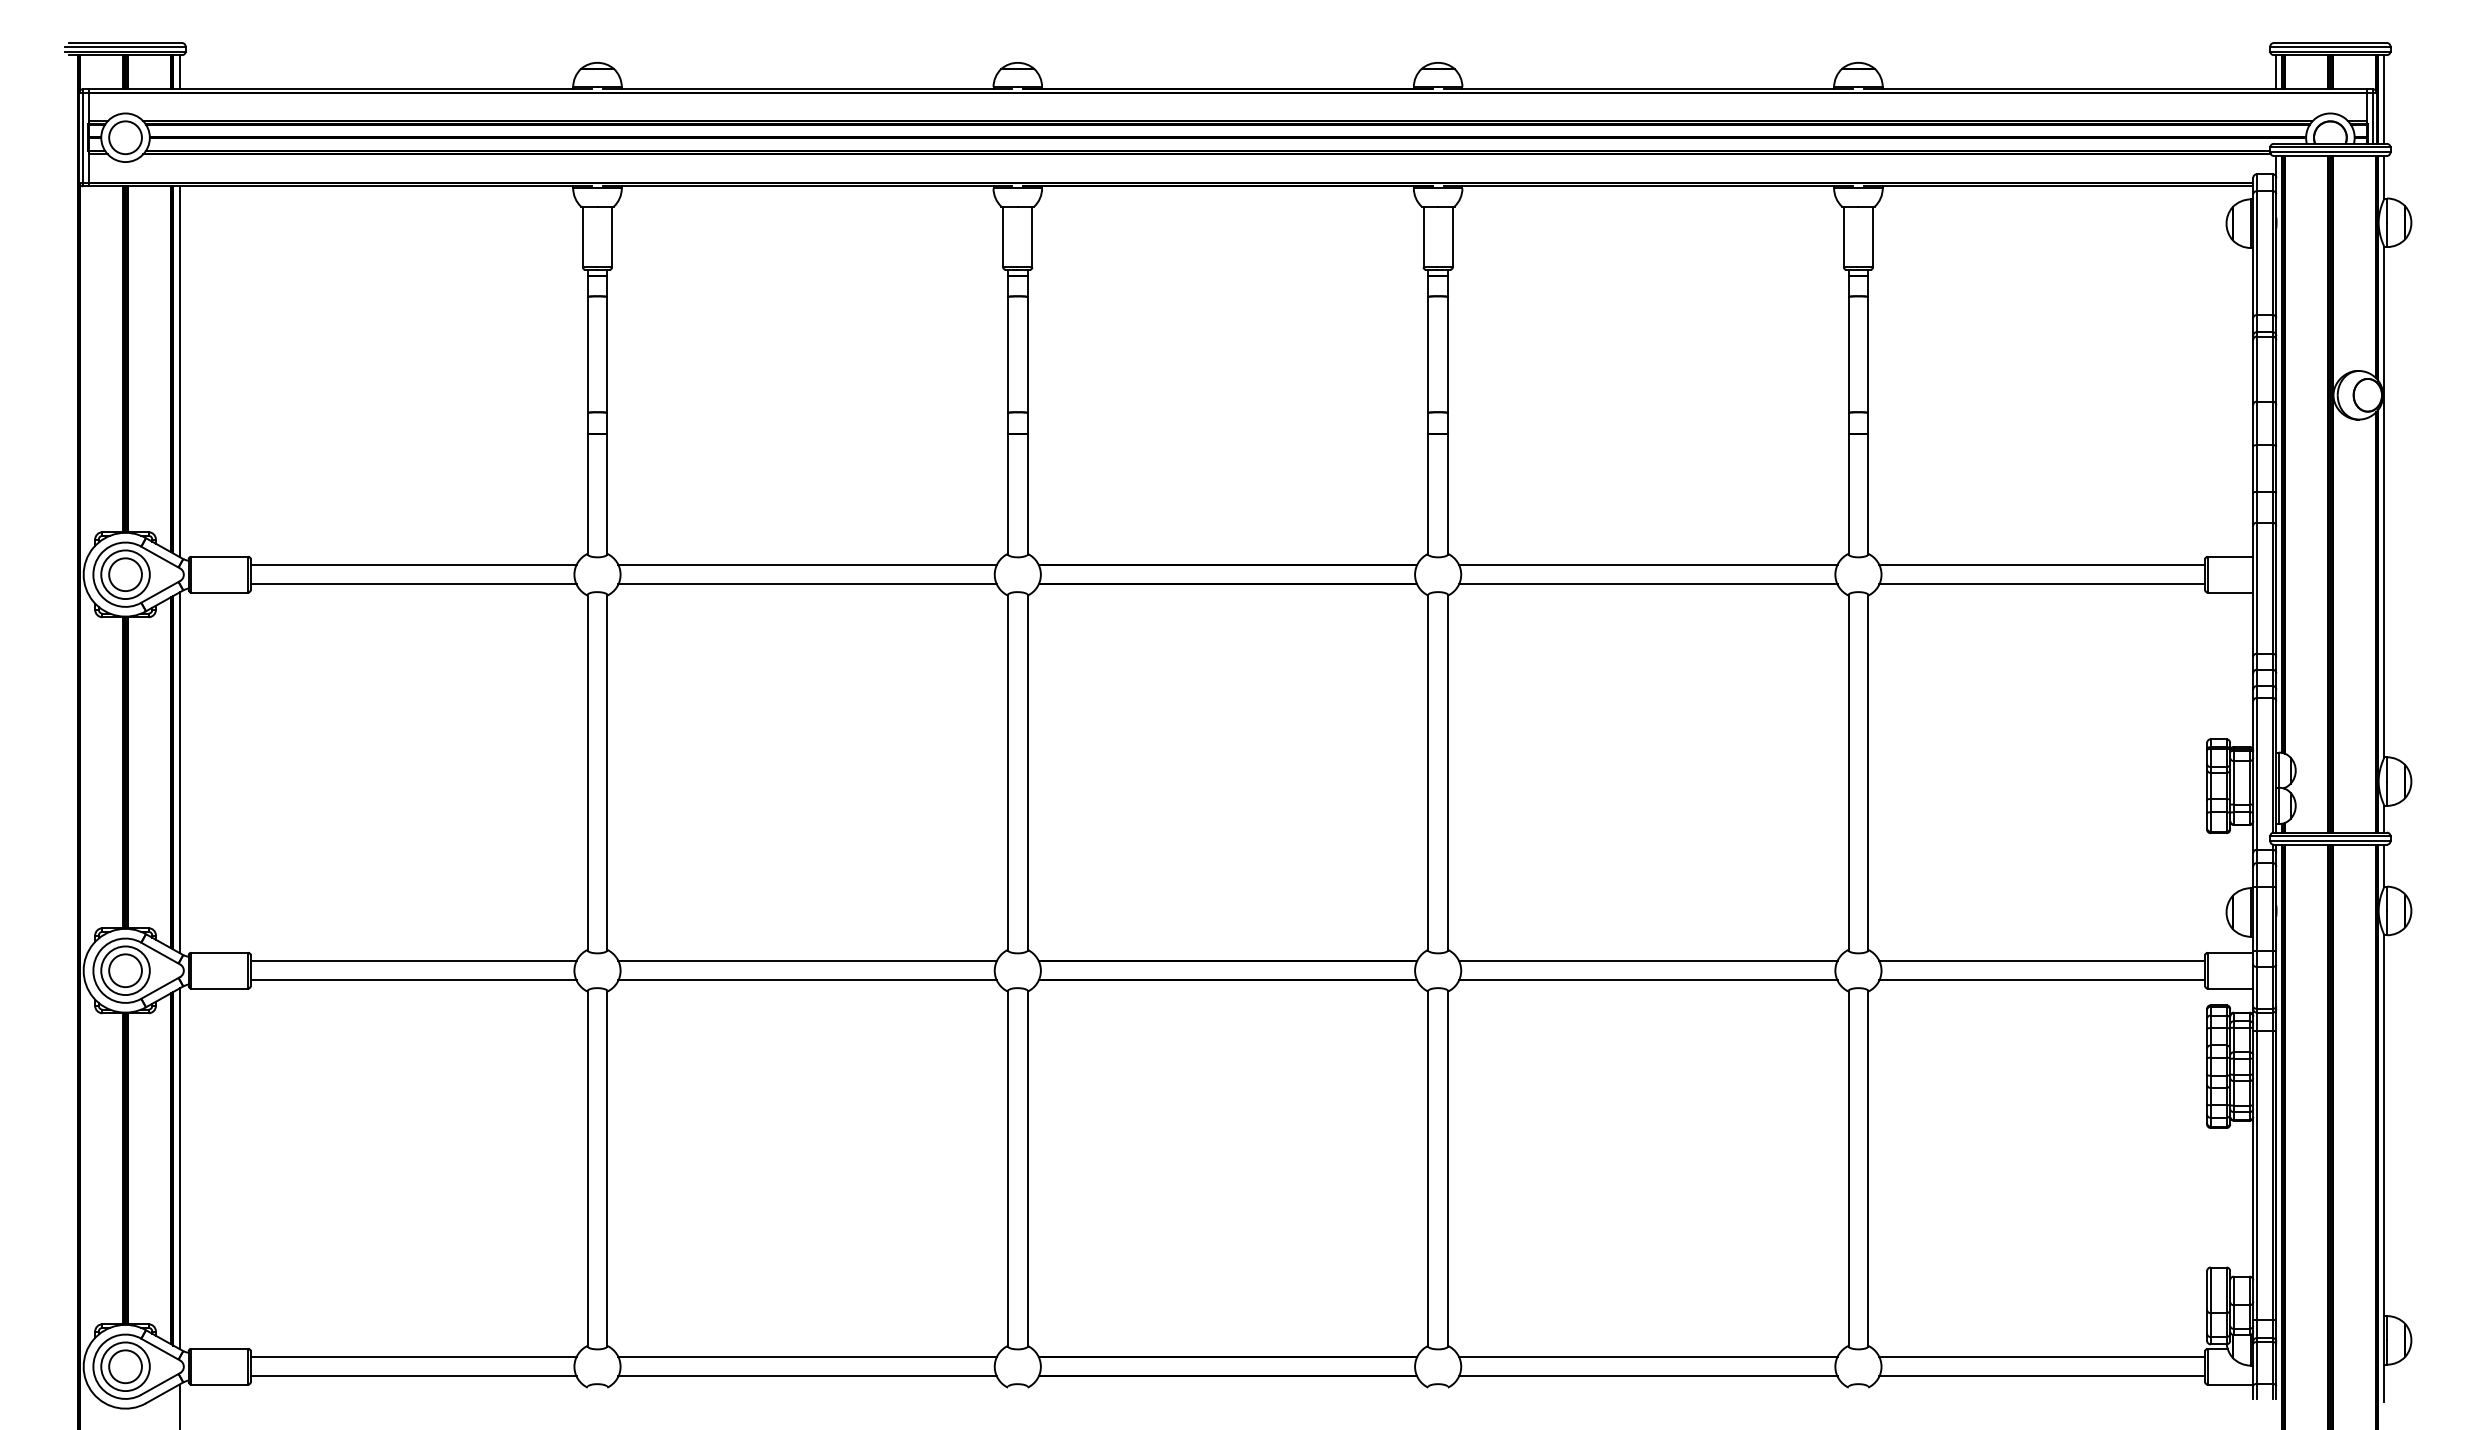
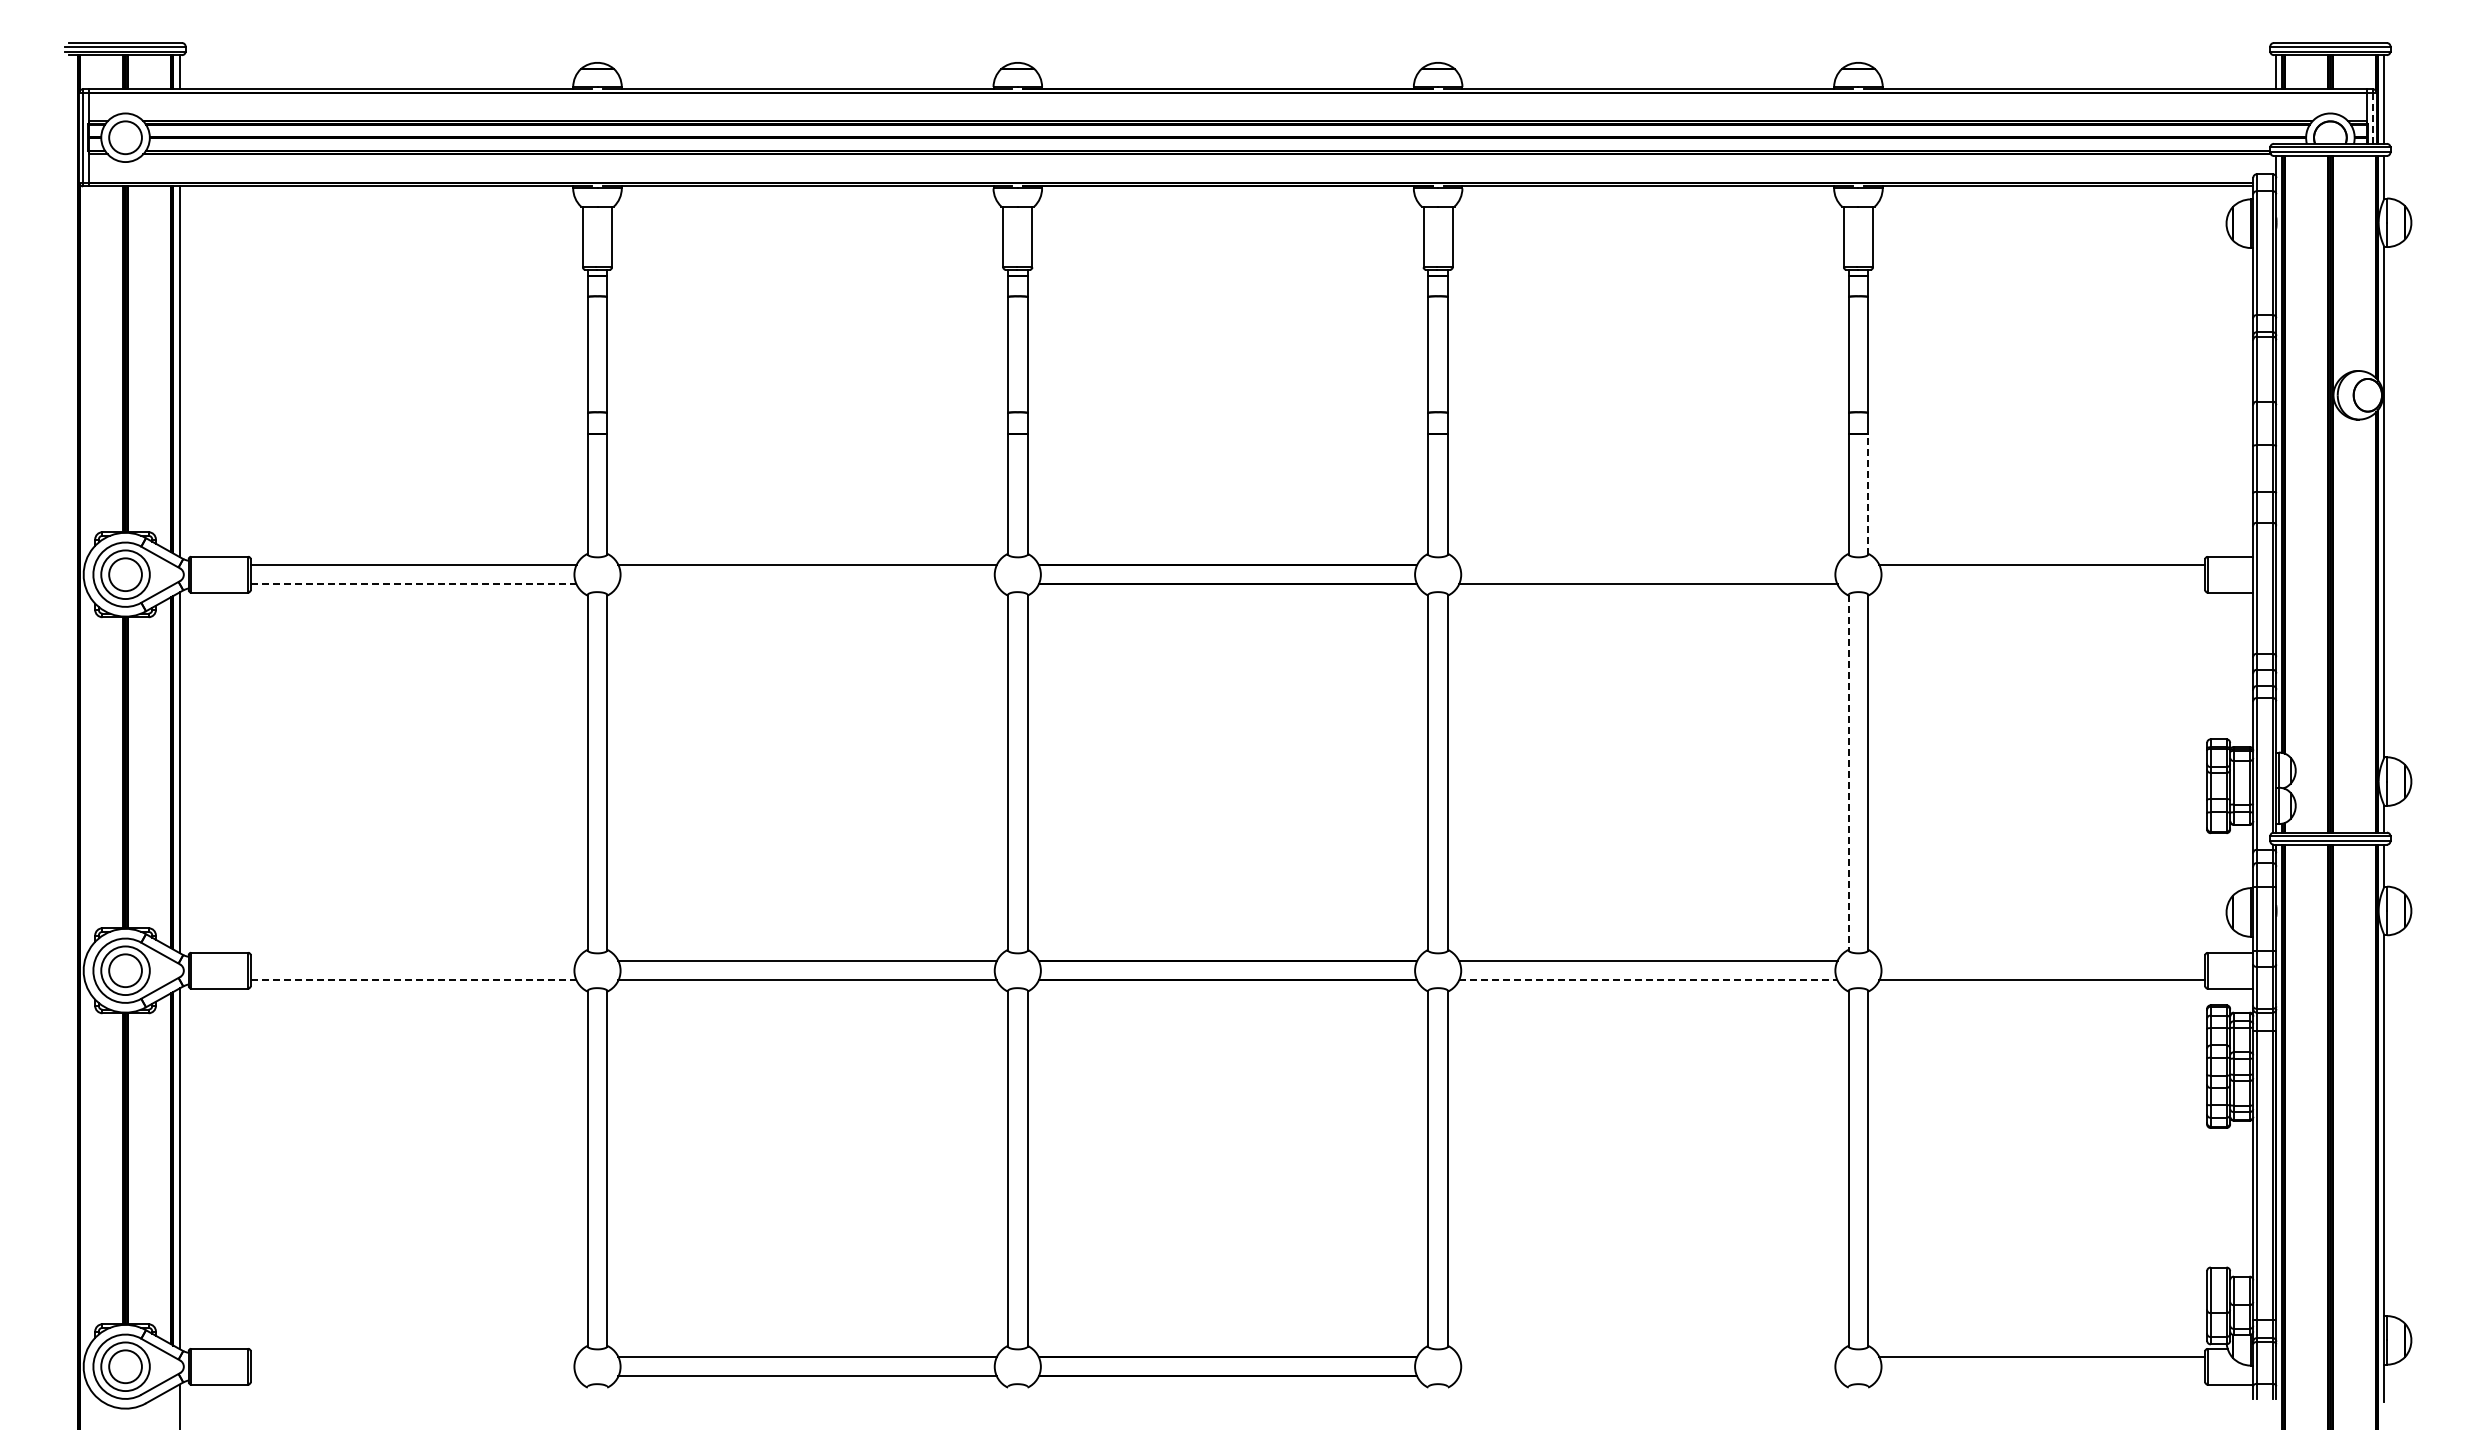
line: solid -> dashed (2372, 118)
line: solid -> dashed (1868, 493)
line: present -> none (1648, 565)
line: solid -> dashed (413, 584)
line: present -> none (807, 584)
line: present -> none (2042, 584)
line: solid -> dashed (1848, 772)
line: present -> none (413, 961)
line: present -> none (2042, 961)
line: solid -> dashed (413, 980)
line: solid -> dashed (1648, 980)
line: present -> none (413, 1357)
line: present -> none (1648, 1357)
line: present -> none (413, 1376)
line: present -> none (1648, 1376)
line: present -> none (2042, 1376)
